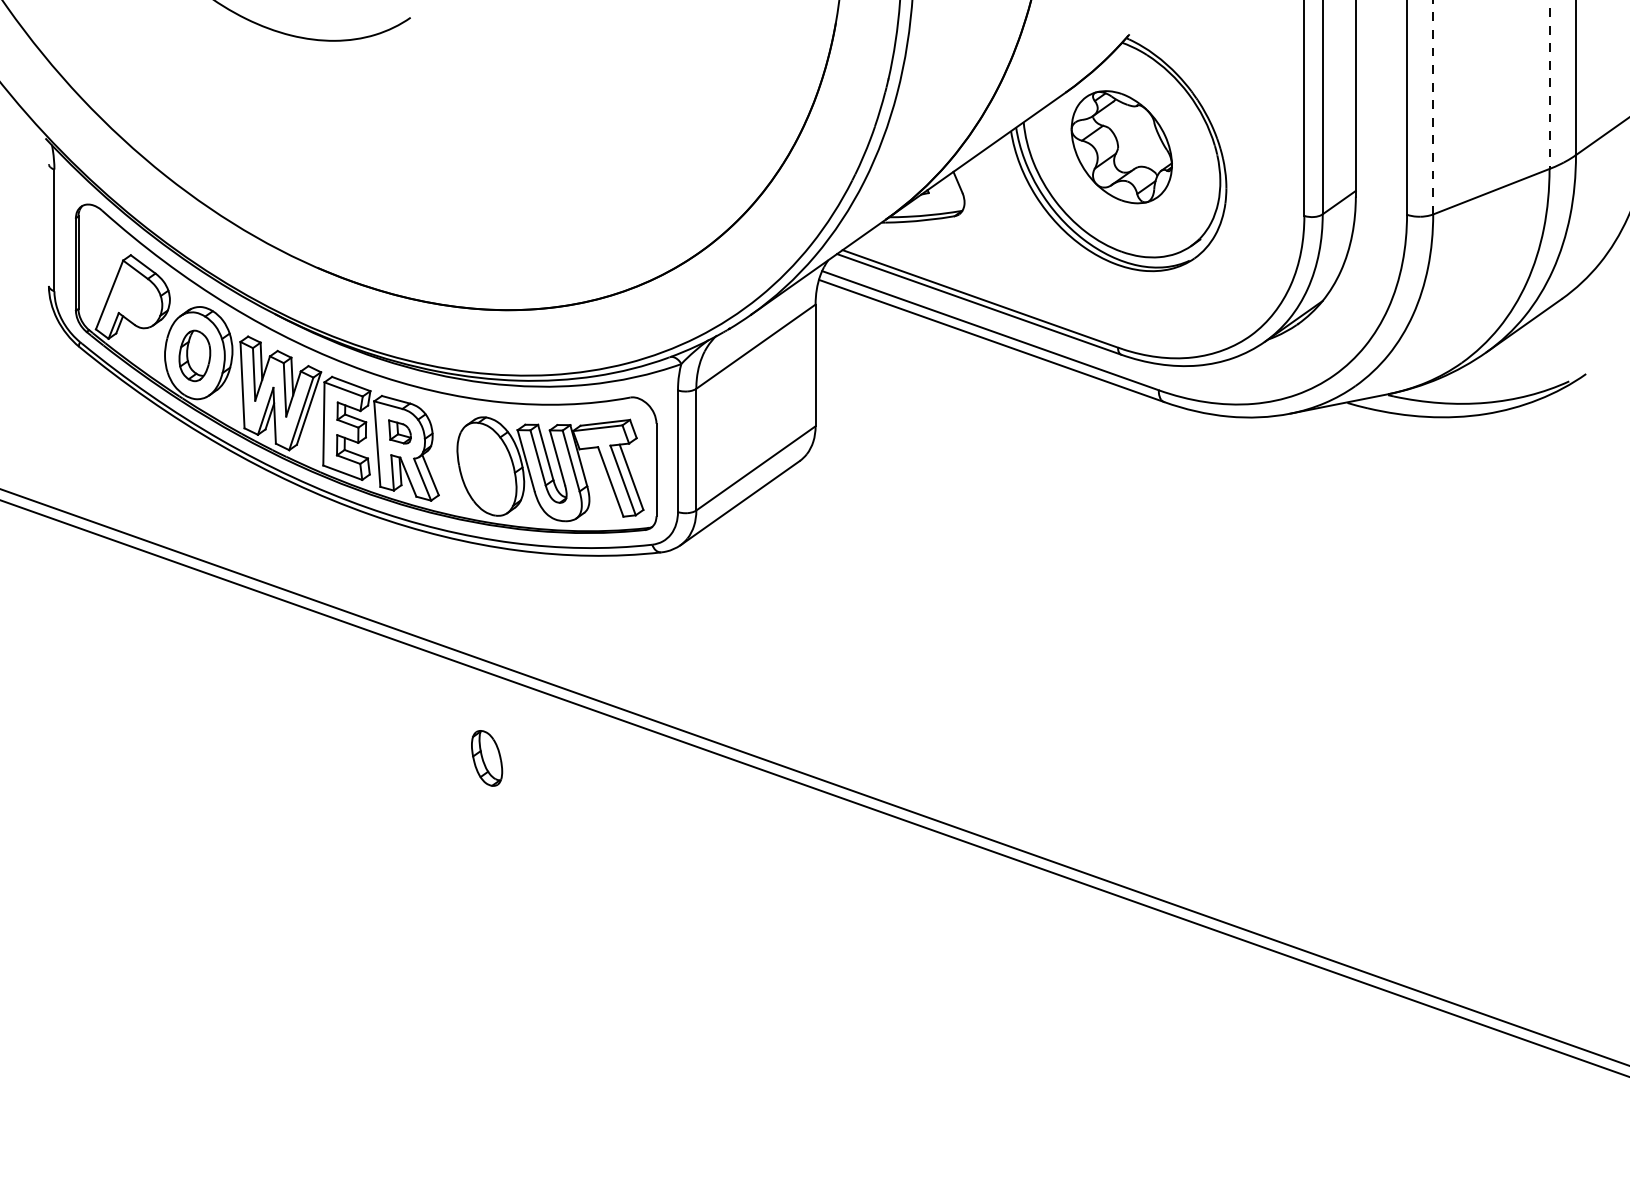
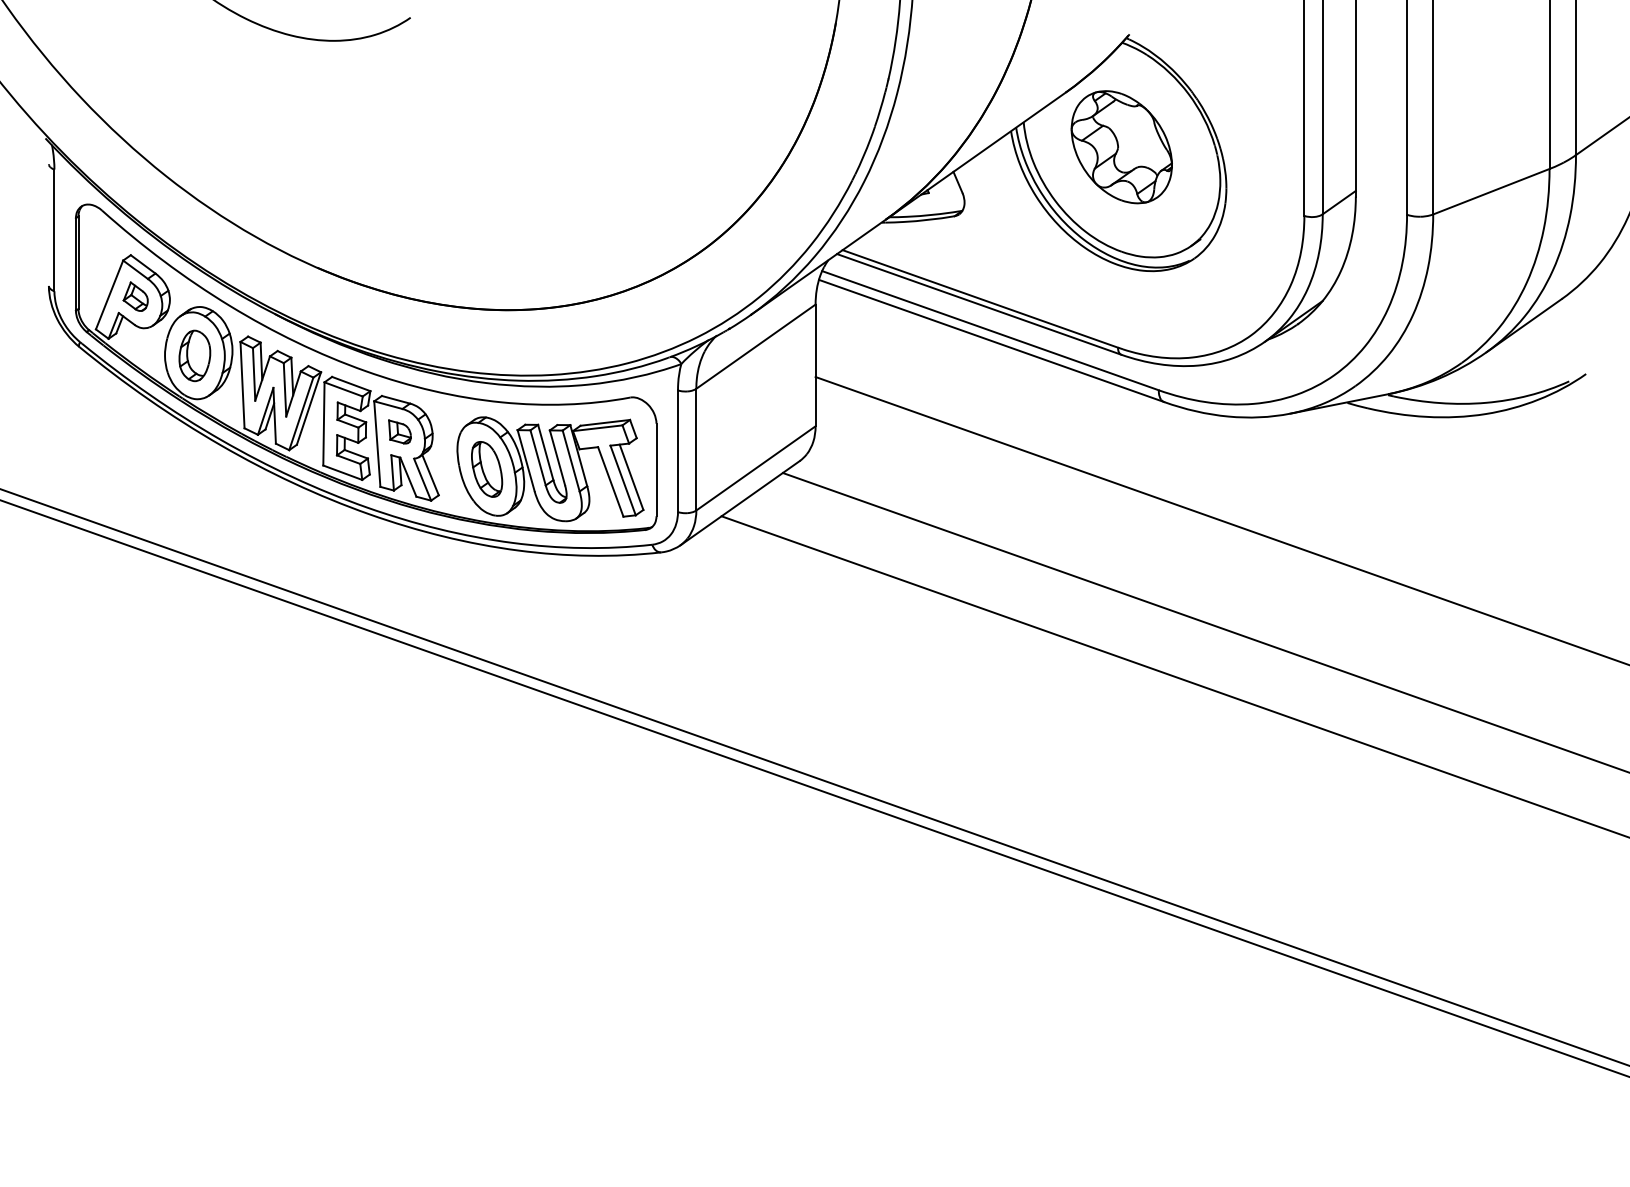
line: dashed -> solid (1549, 85)
line: dashed -> solid (1433, 107)
part: none -> present (135, 296)
line: none -> present (1220, 520)
line: none -> present (1204, 622)
line: none -> present (1173, 676)
part position: (487, 758) -> (487, 469) (487, 469)
